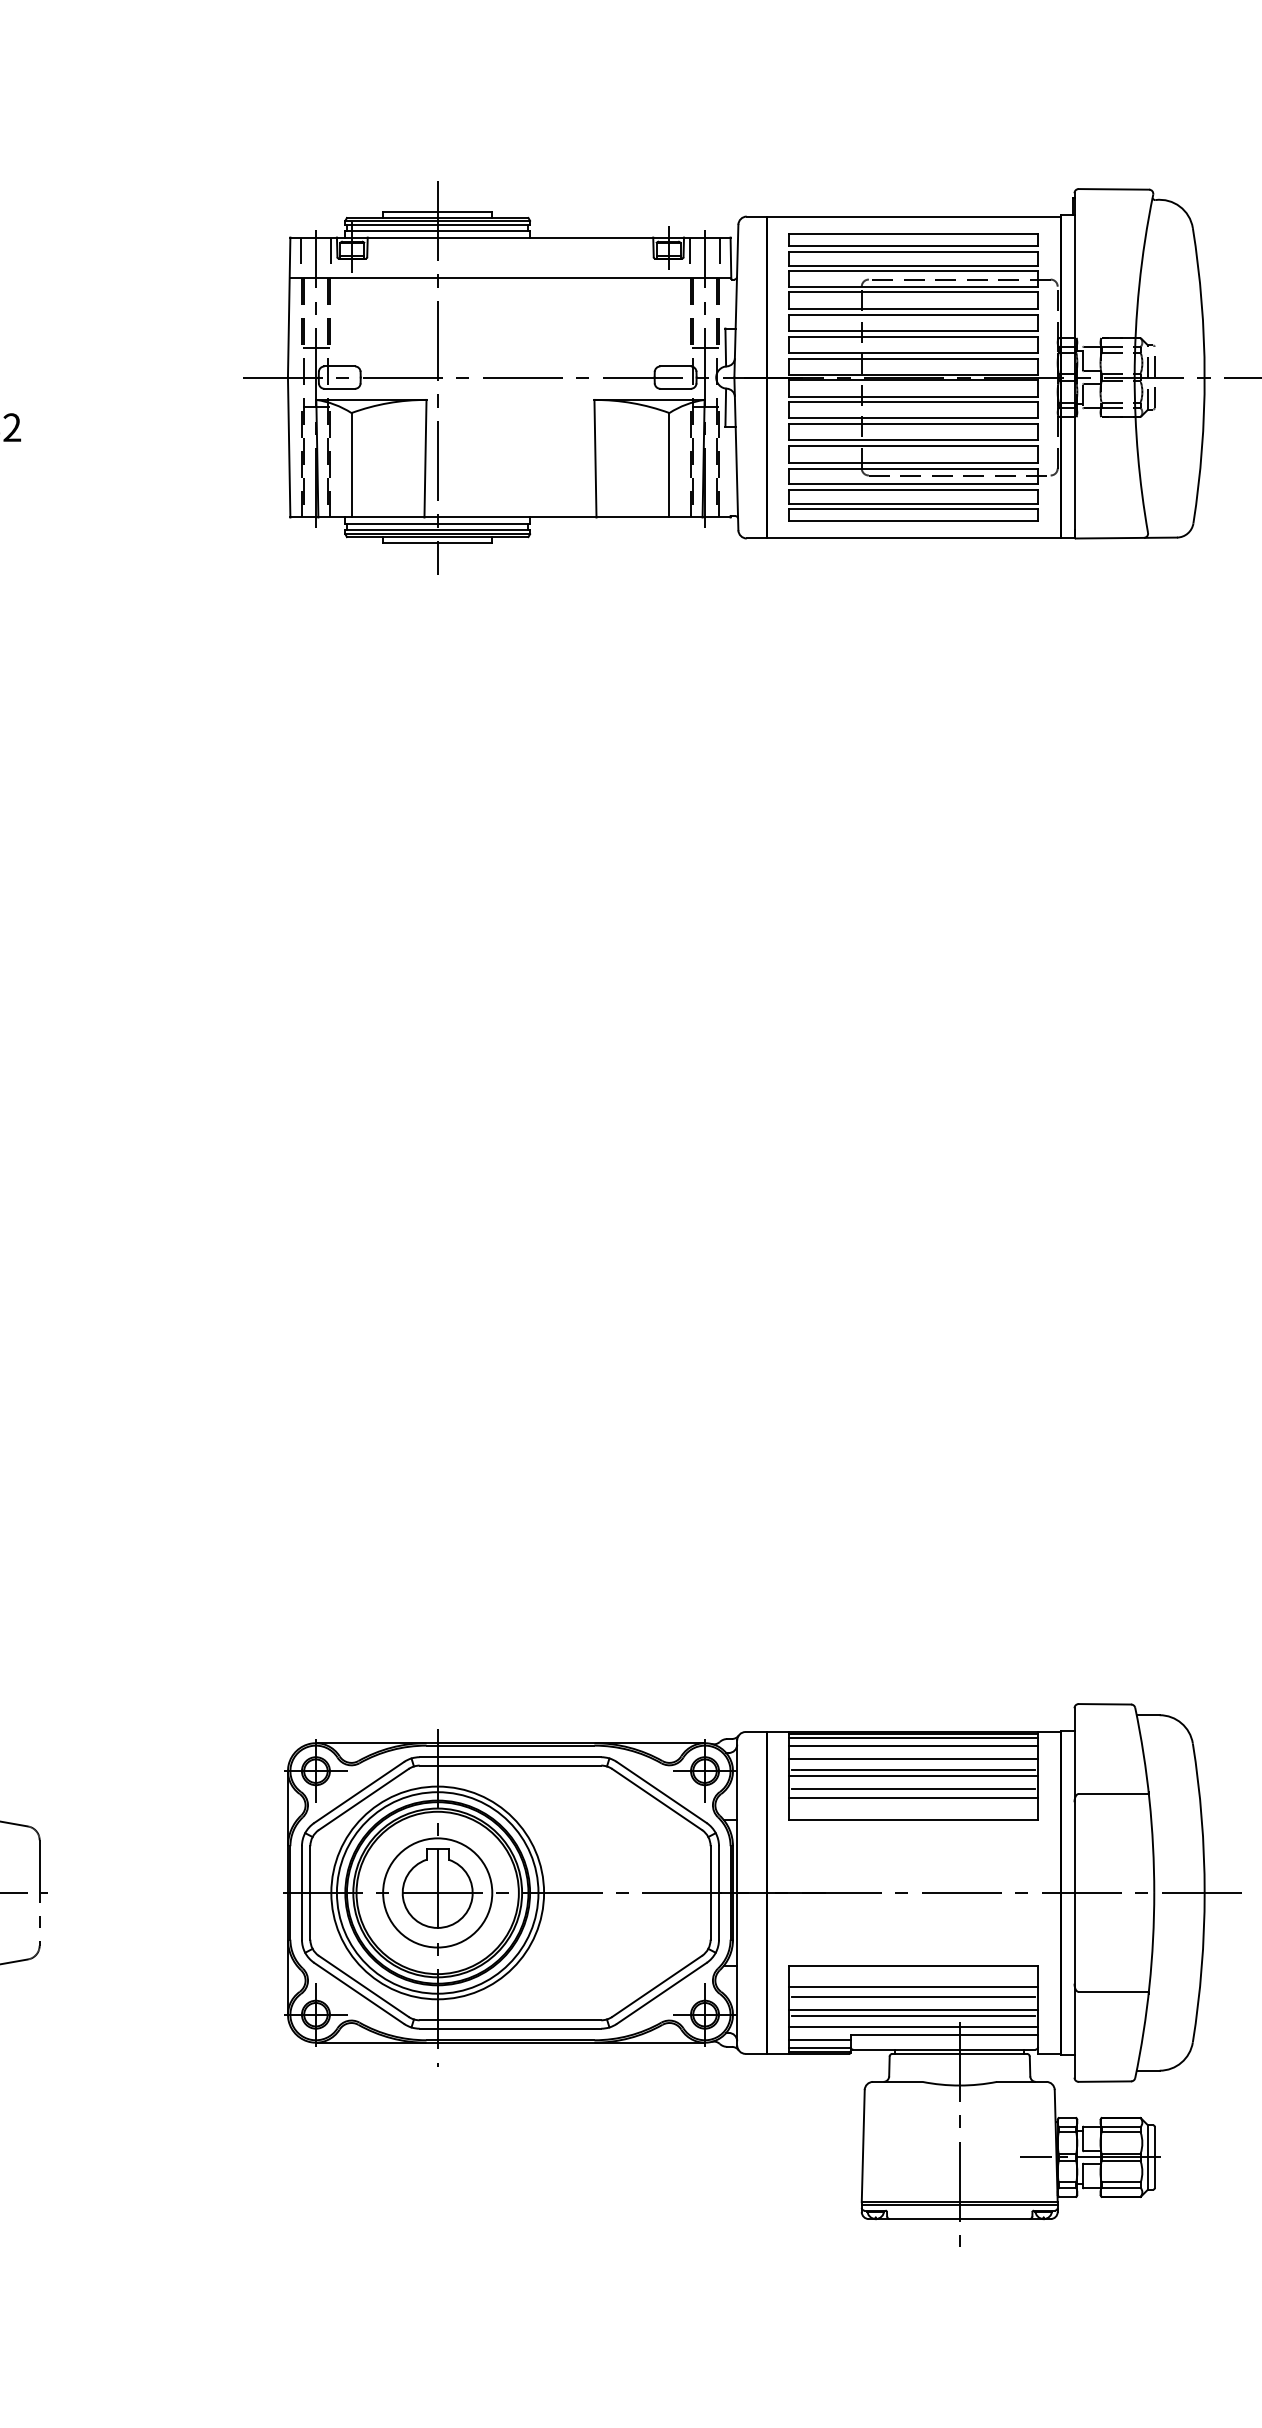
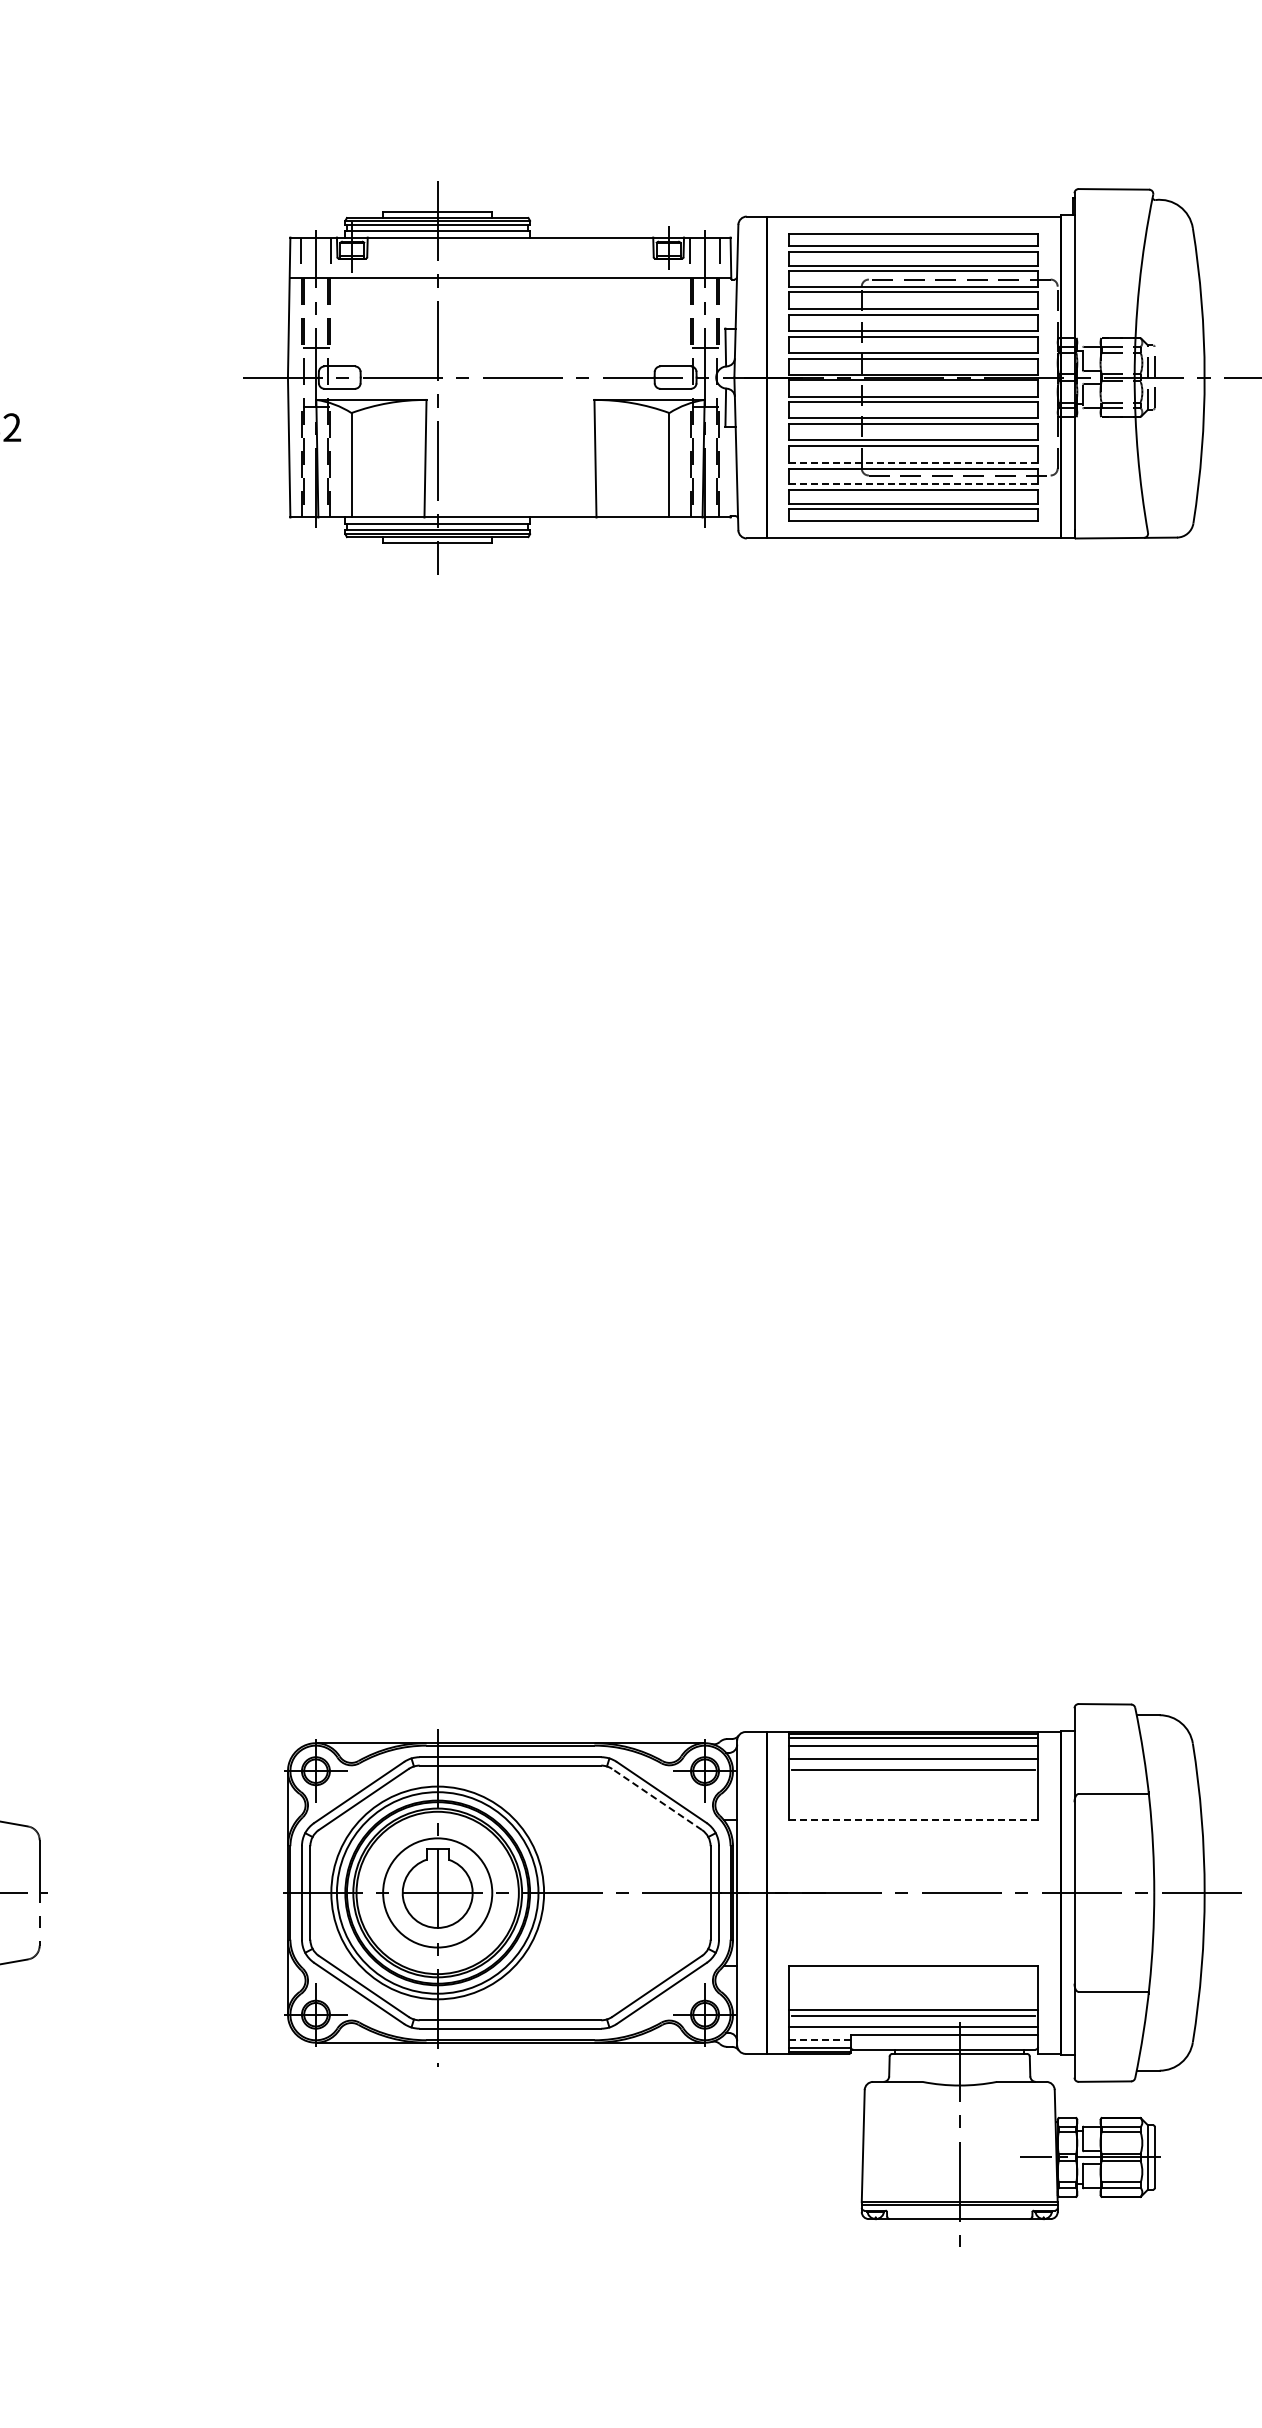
line: solid -> dashed (913, 462)
line: solid -> dashed (913, 483)
line: present -> none (913, 1775)
line: present -> none (913, 1789)
line: present -> none (913, 1798)
line: solid -> dashed (656, 1799)
line: solid -> dashed (913, 1820)
line: present -> none (913, 1987)
line: present -> none (913, 1996)
line: solid -> dashed (819, 2039)
